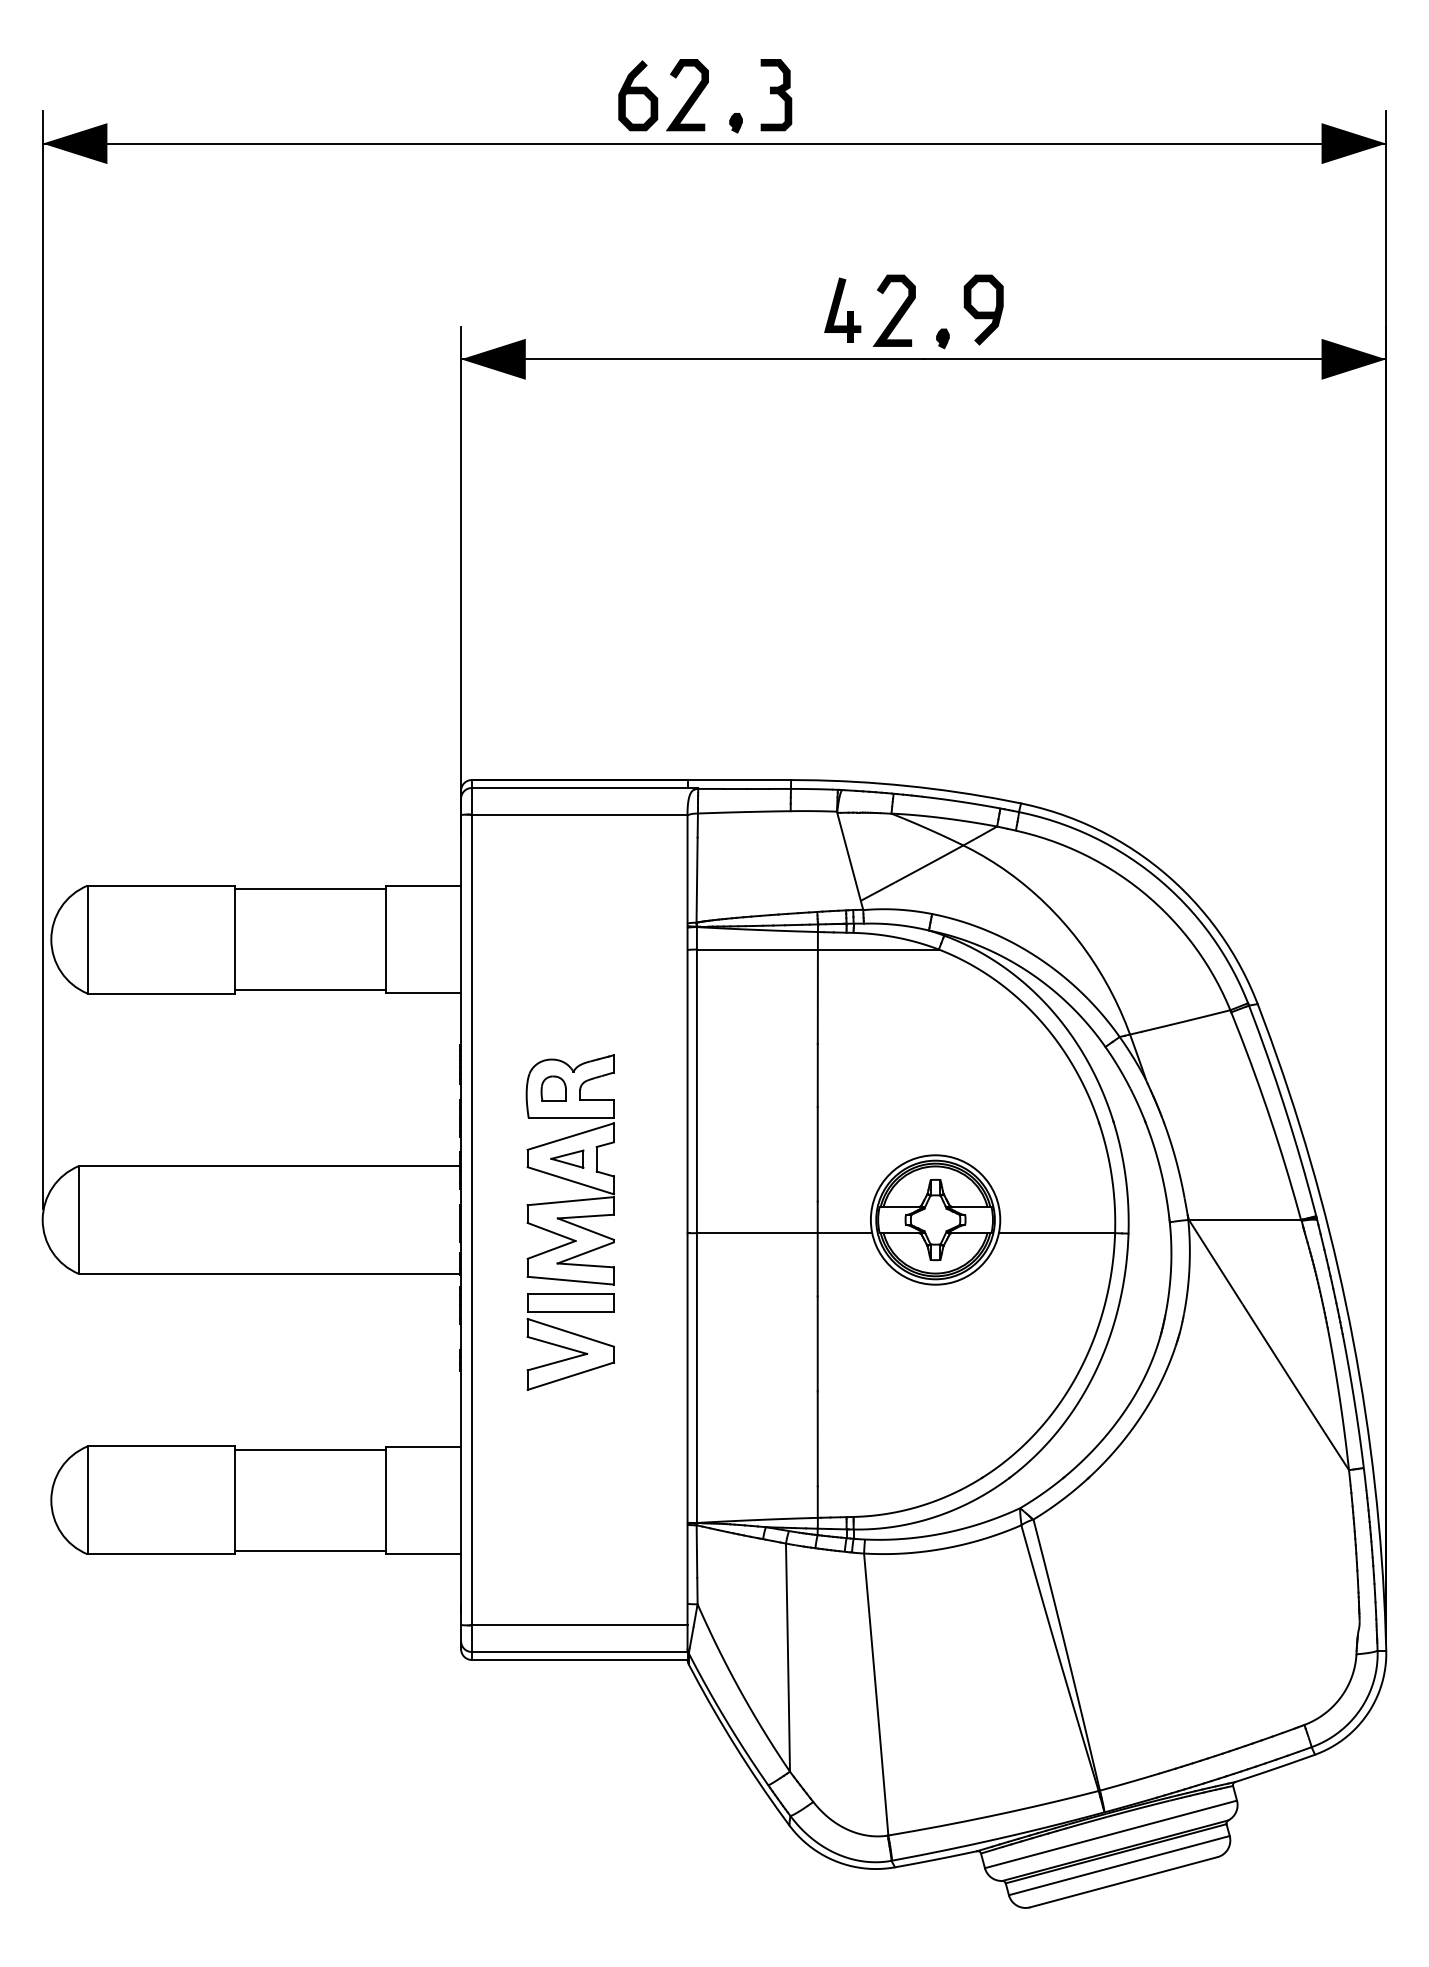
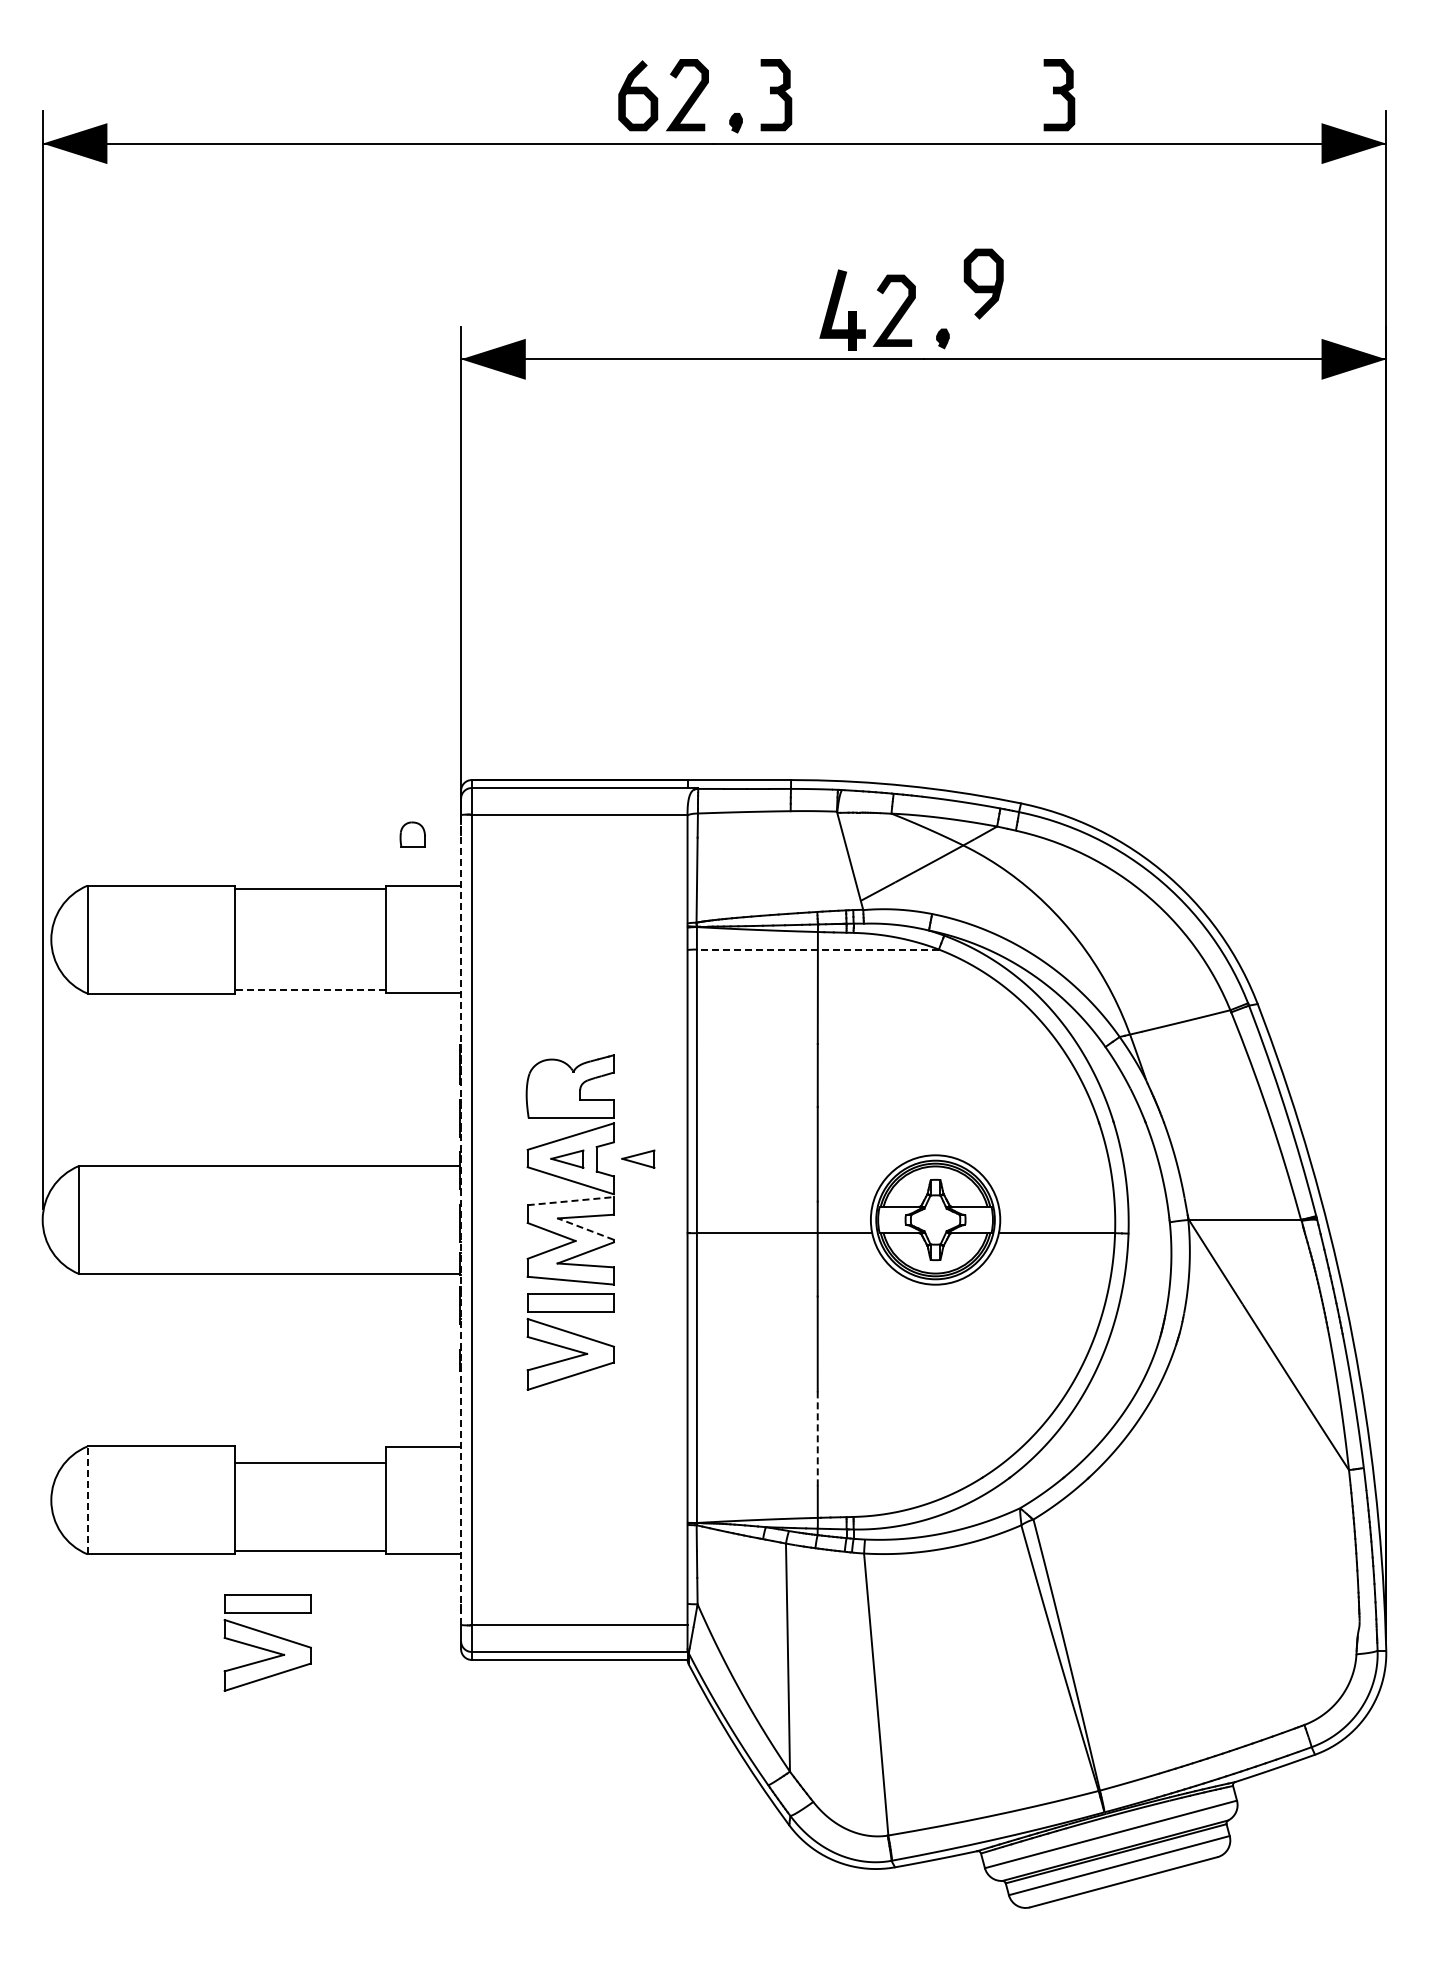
part: none -> present (1059, 95)
part size: 38x66 px -> 47x82 px (842, 309)
curve position: (983, 311) -> (983, 285) (983, 285)
line: solid -> dashed (817, 949)
line: solid -> dashed (309, 990)
part position: (553, 1088) -> (412, 834) (412, 834)
part: none -> present (638, 1158)
line: solid -> dashed (571, 1201)
line: solid -> dashed (461, 1220)
line: solid -> dashed (585, 1228)
line: solid -> dashed (817, 1439)
line position: (309, 1449) -> (309, 1462) (309, 1462)
line: solid -> dashed (87, 1500)
part: none -> present (267, 1642)
